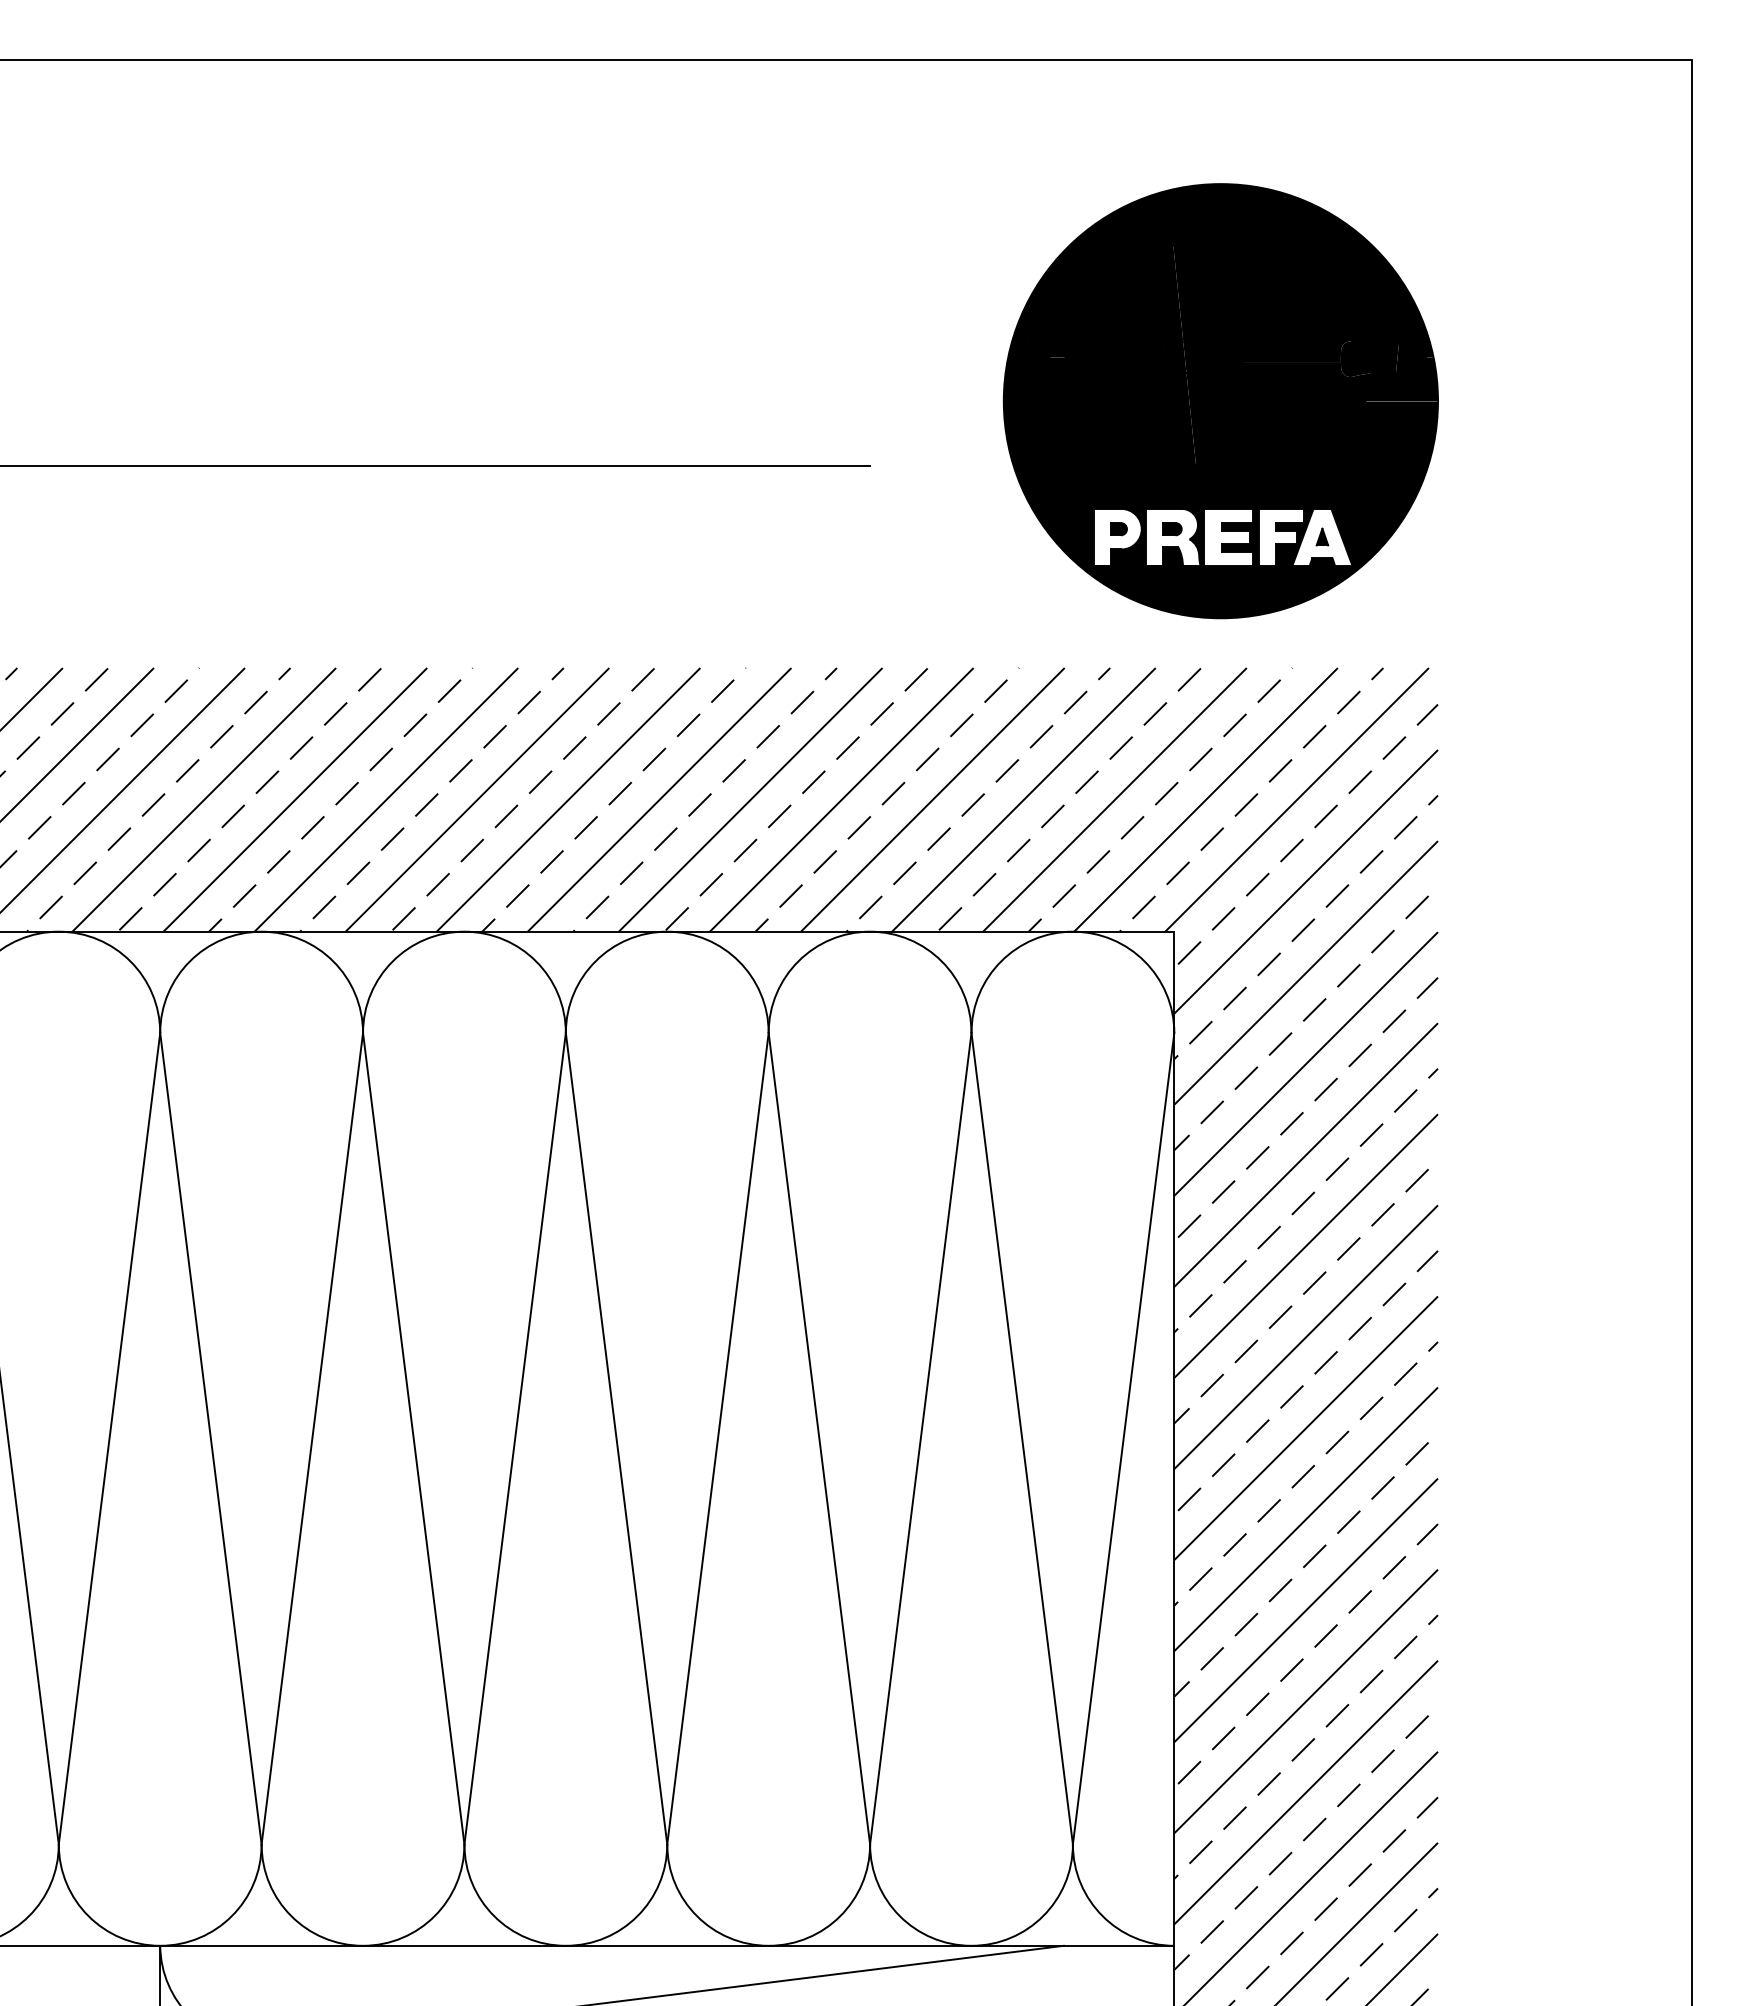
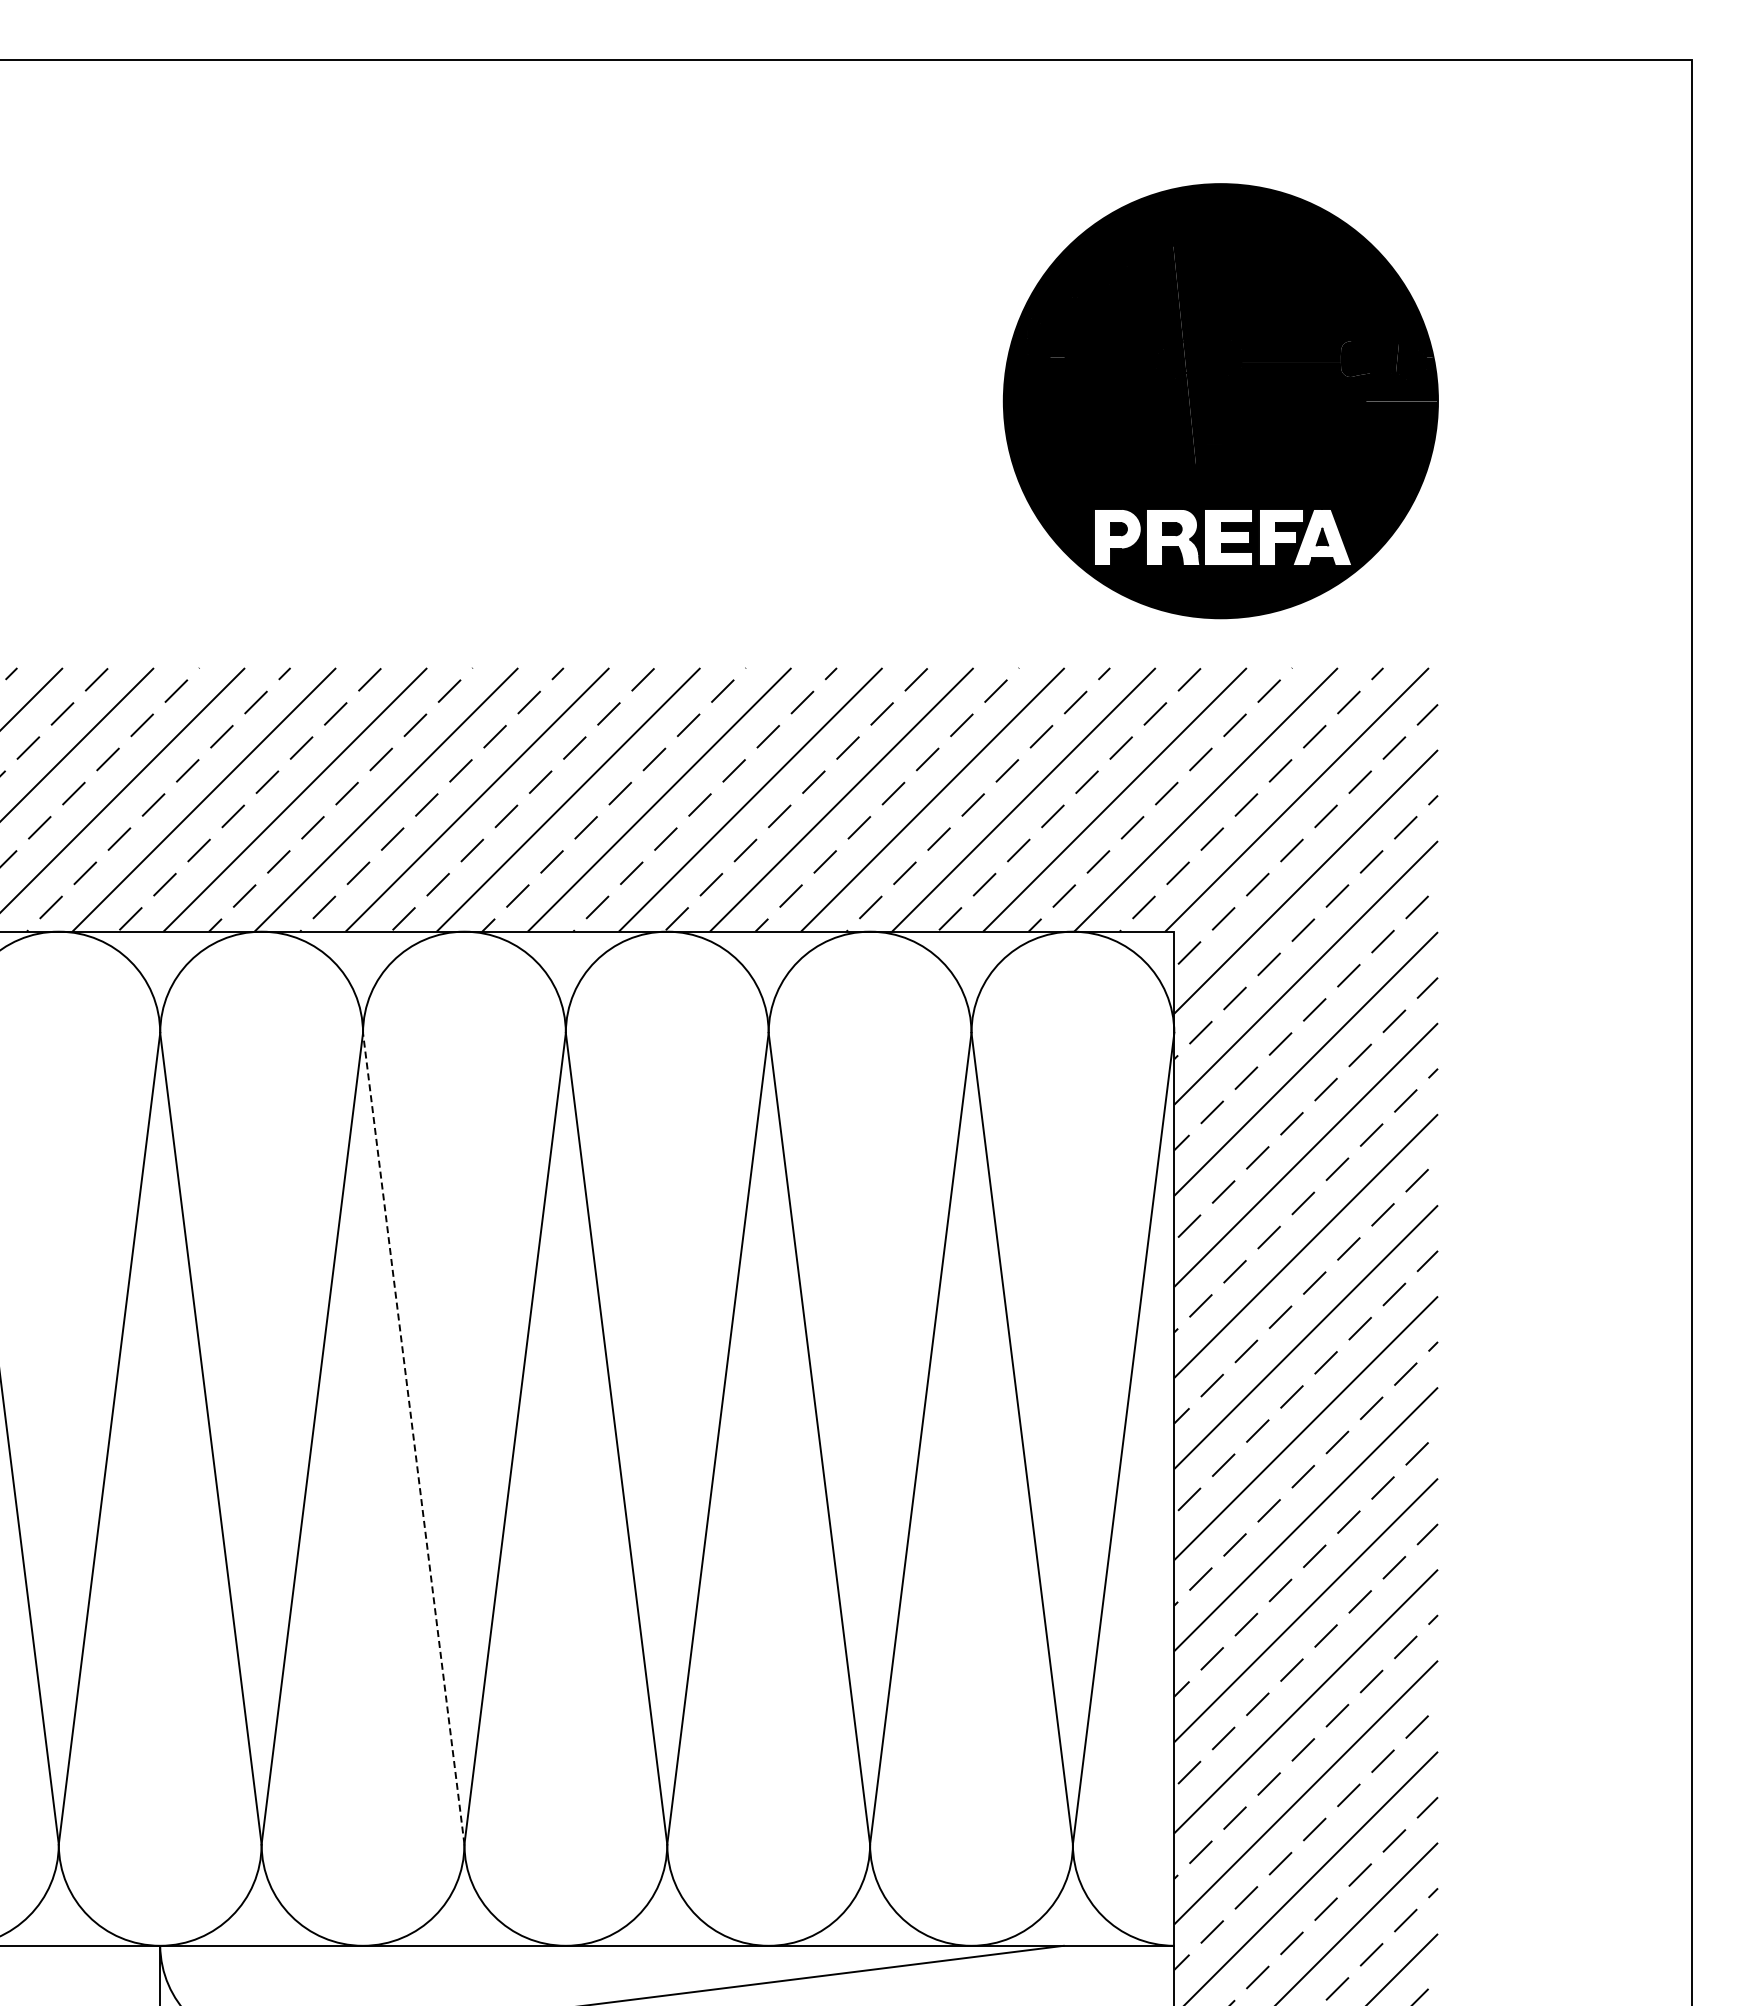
line: present -> none (436, 465)
line: solid -> dashed (413, 1438)
